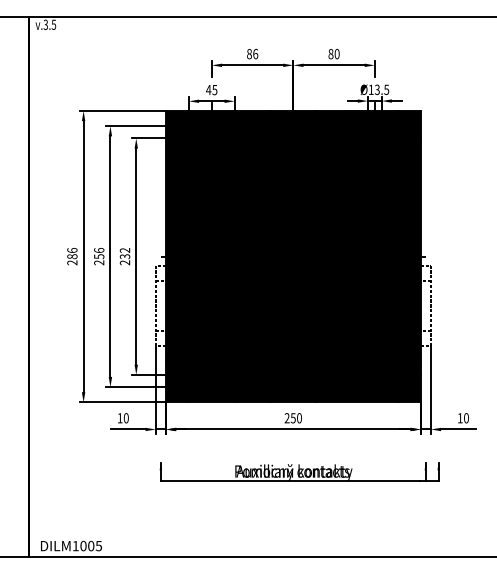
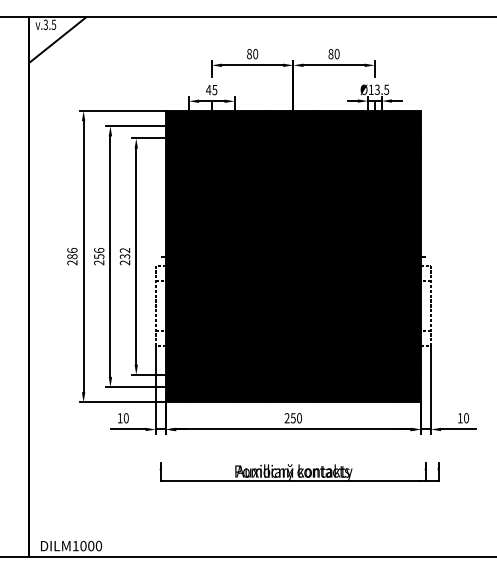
line: none -> present (57, 40)
text: 86 -> 80 (255, 54)
text: DILM1005 -> DILM1000 (98, 545)
